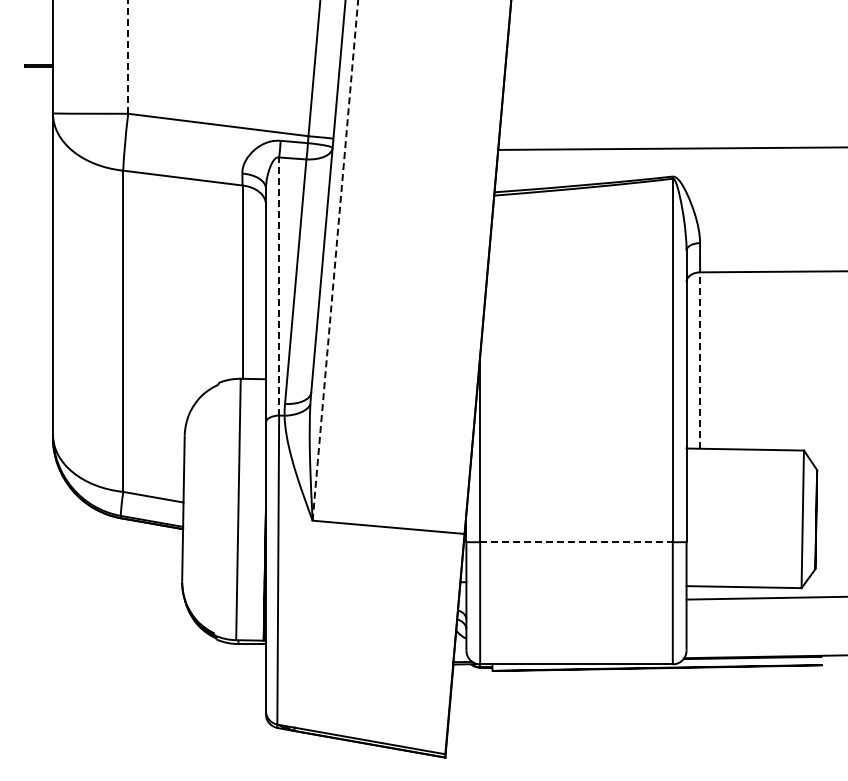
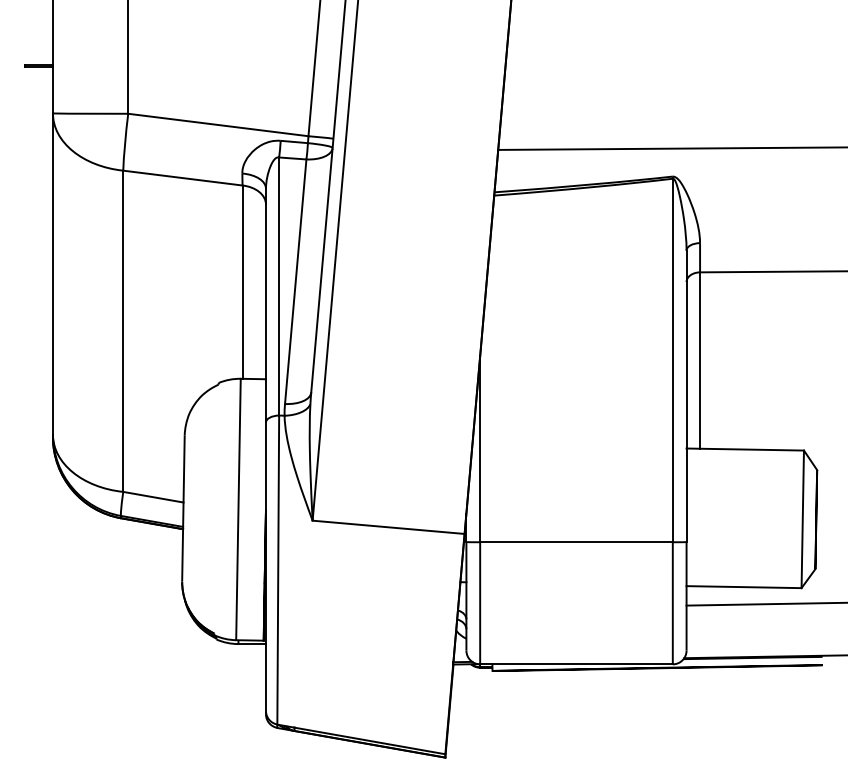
line: dashed -> solid (128, 56)
line: dashed -> solid (335, 260)
line: dashed -> solid (279, 286)
line: dashed -> solid (700, 360)
line: dashed -> solid (576, 542)
line position: (765, 597) -> (765, 603) (765, 603)
